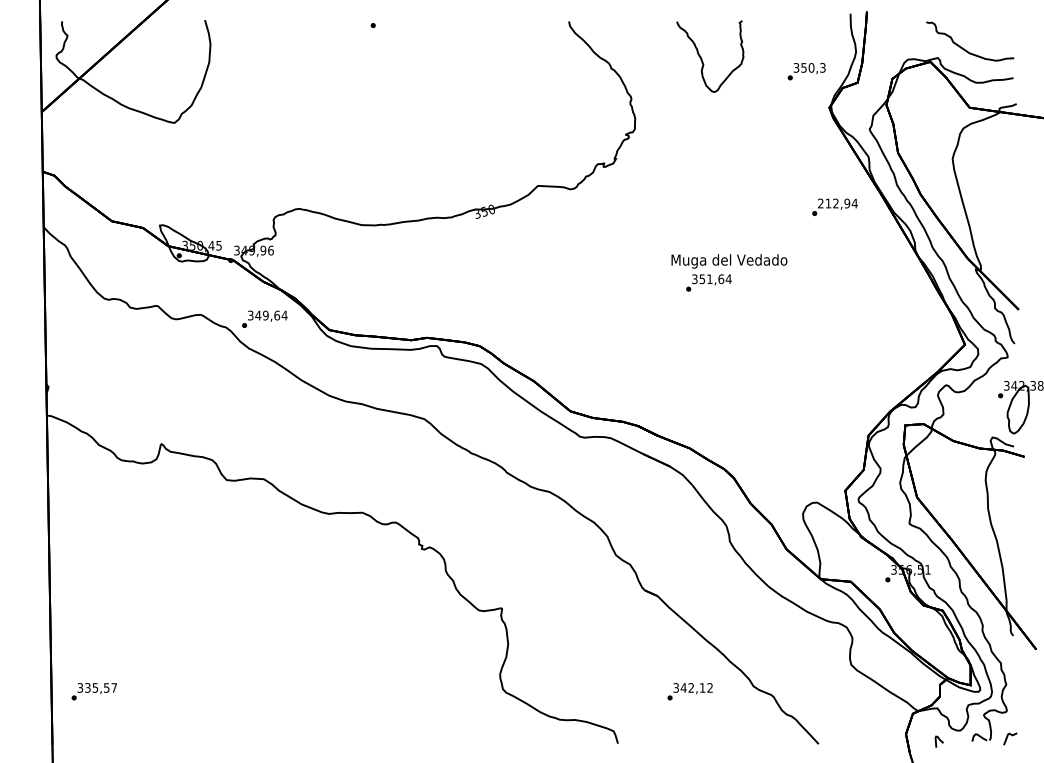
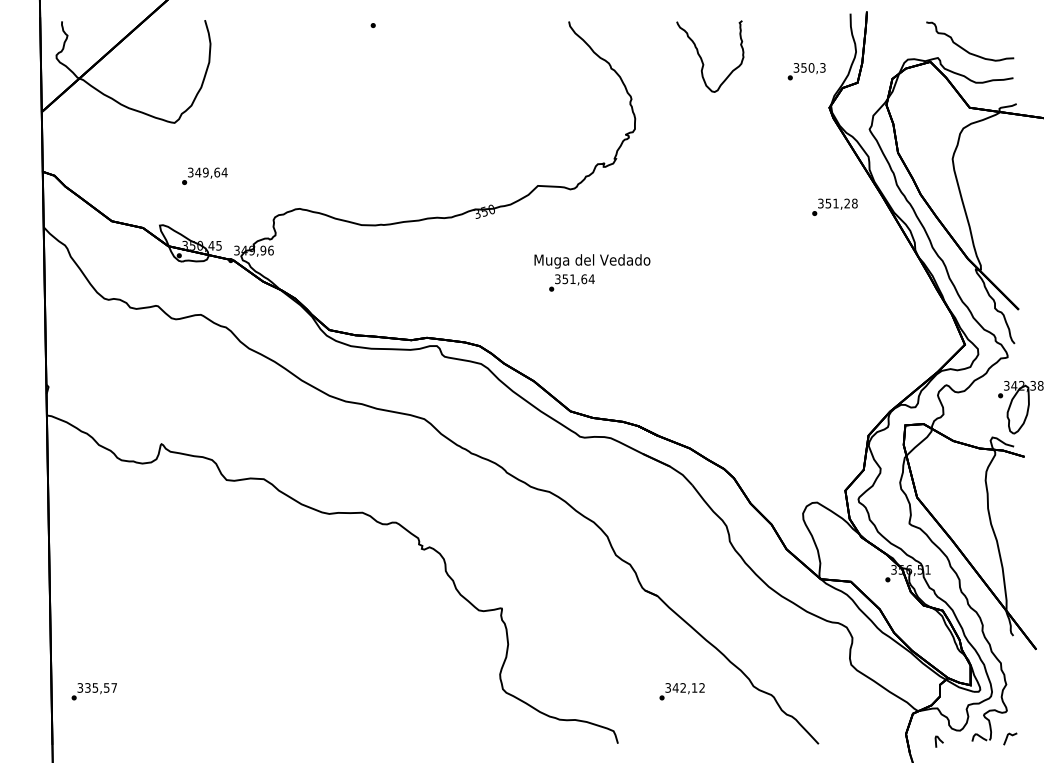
text: 212,94 -> 351,28 (837, 203)
text position: (729, 272) -> (592, 272) (592, 272)
text position: (264, 318) -> (204, 175) (204, 175)
text position: (689, 691) -> (681, 691) (681, 691)
